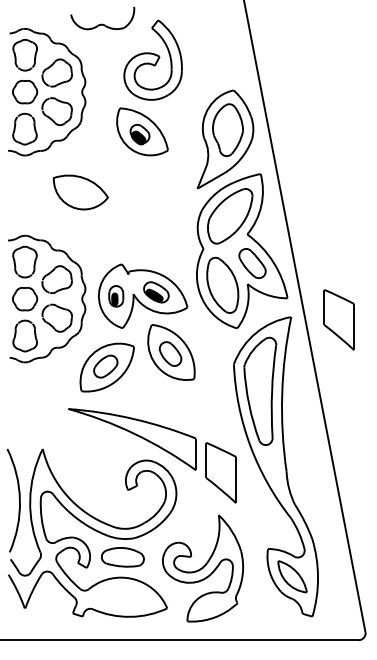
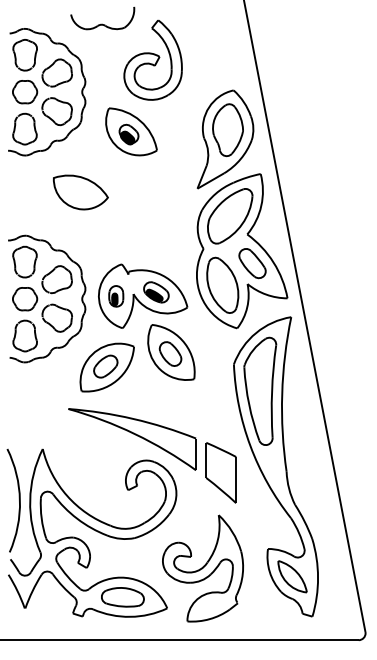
part position: (142, 131) -> (131, 131) (131, 131)
part: present -> none (338, 319)
part position: (122, 557) -> (122, 597) (122, 597)
